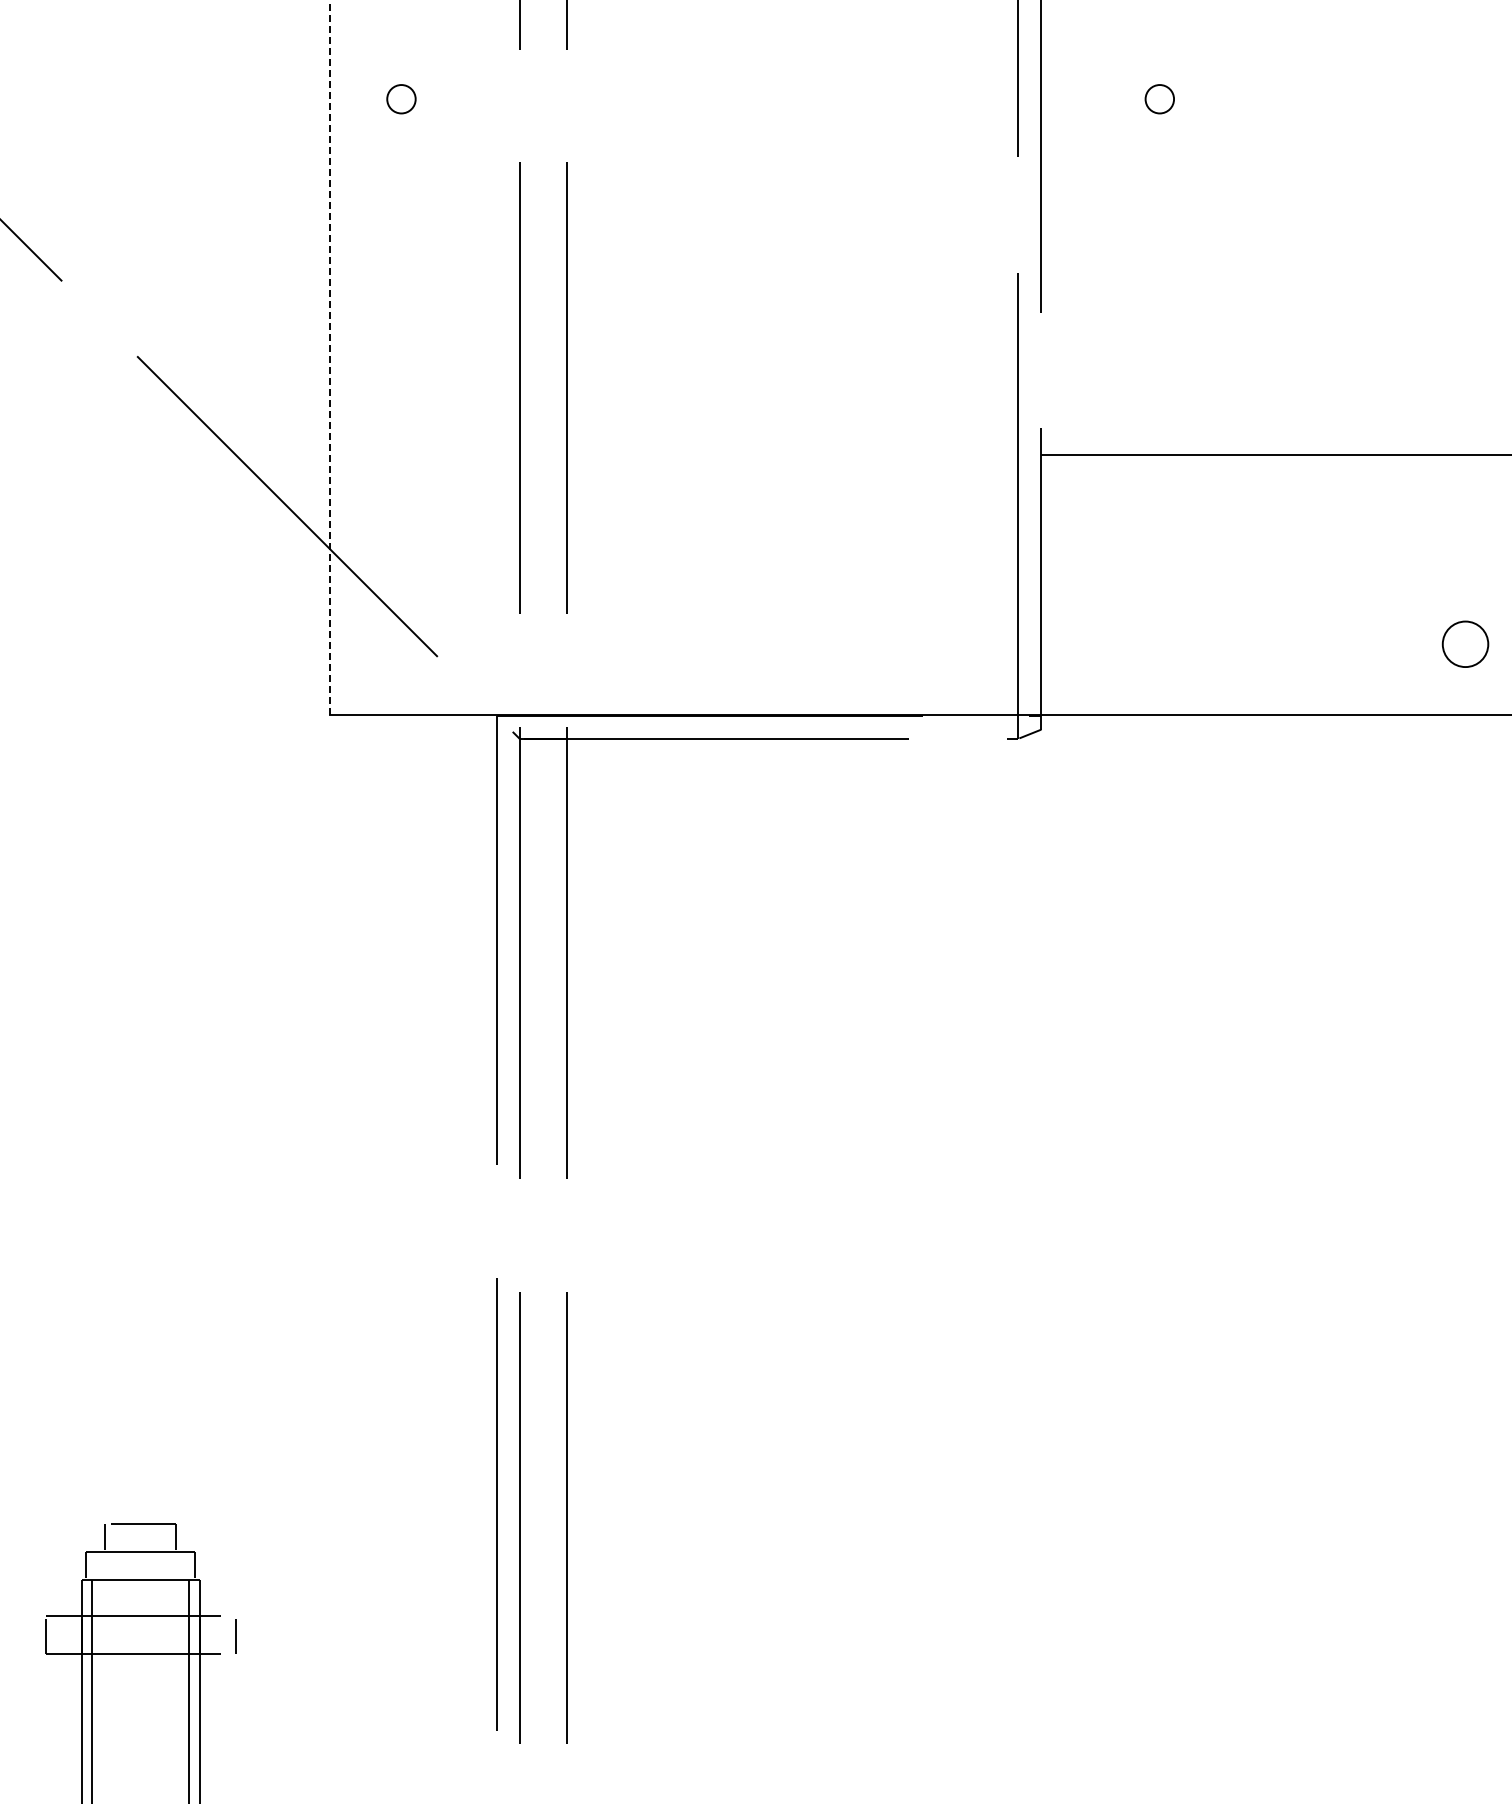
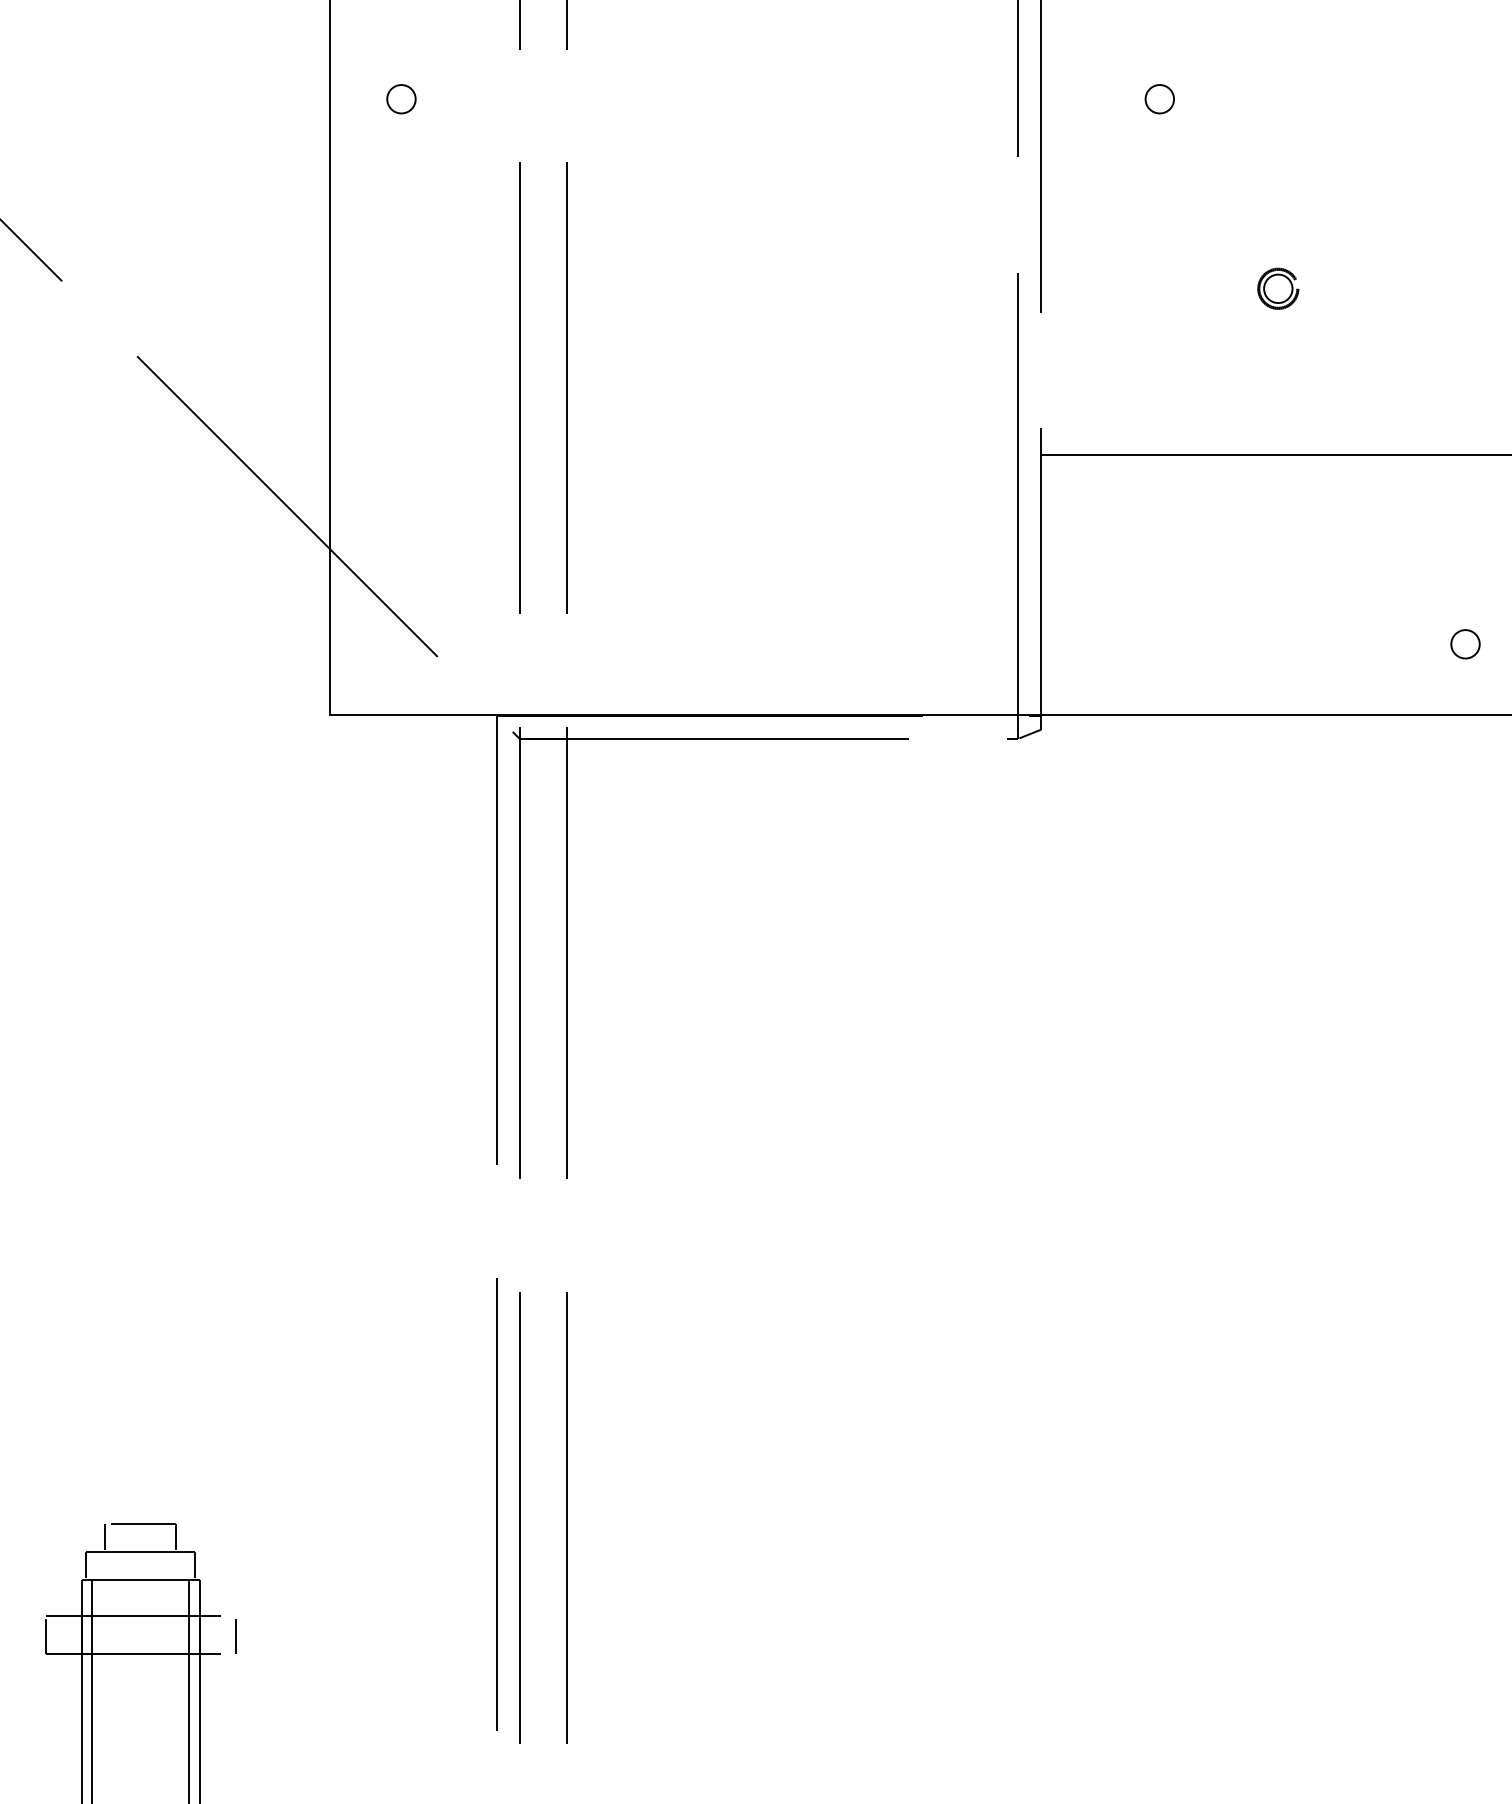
part: none -> present (1278, 288)
line: dashed -> solid (330, 357)
circle diameter: 46 px -> 28 px (1465, 644)
